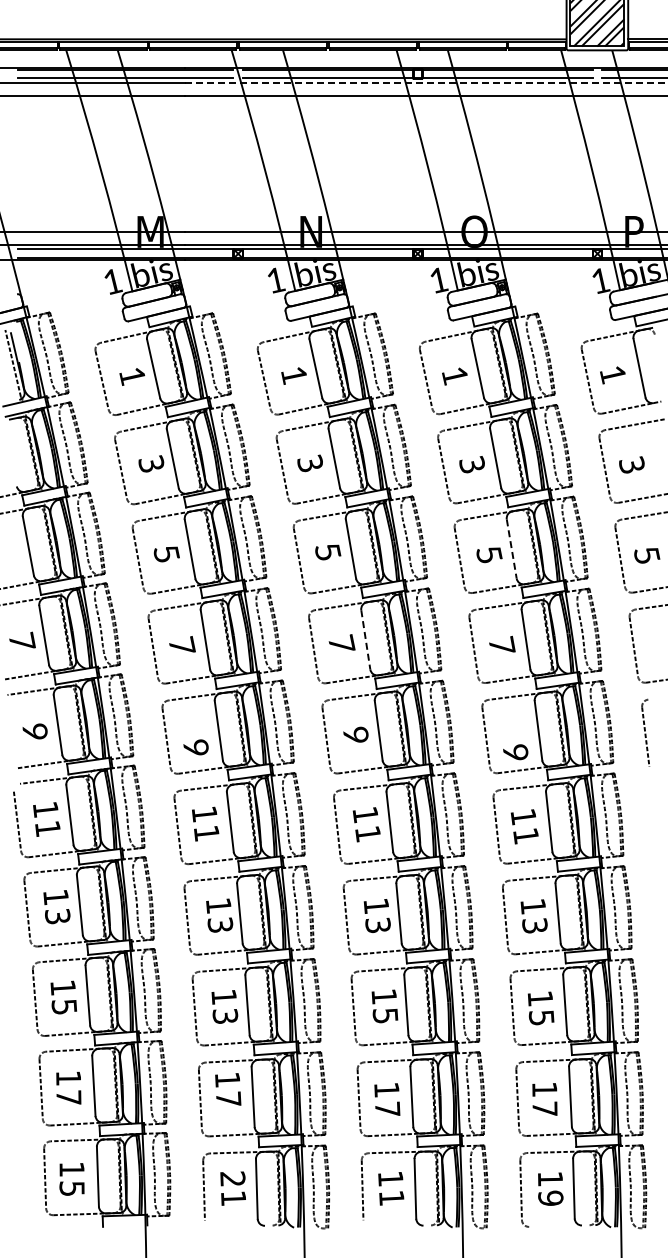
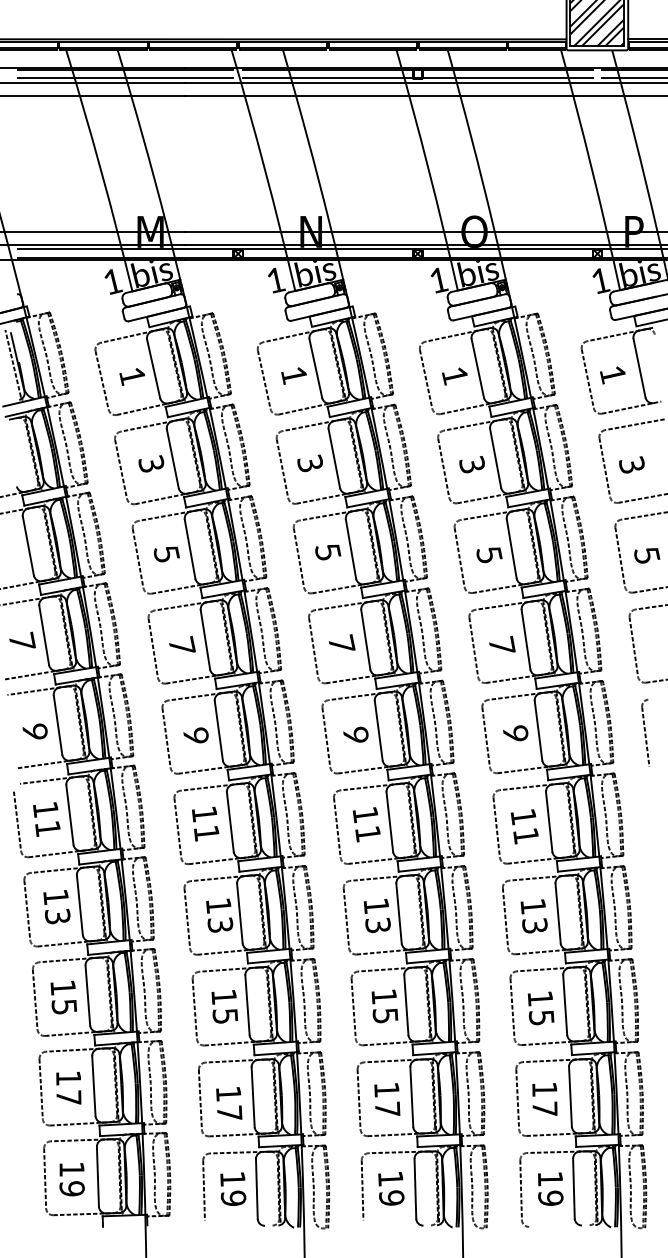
line: dashed -> solid (426, 82)
line: dashed -> solid (511, 548)
line: dashed -> solid (365, 639)
text position: (195, 747) -> (195, 735) (195, 735)
text position: (515, 752) -> (515, 733) (515, 733)
text: 13 -> 15 (225, 1016)
text position: (228, 1089) -> (229, 1103) (229, 1103)
text: 15 -> 19 (71, 1188)
text: 21 -> 19 (233, 1188)
text: 11 -> 19 (391, 1197)
